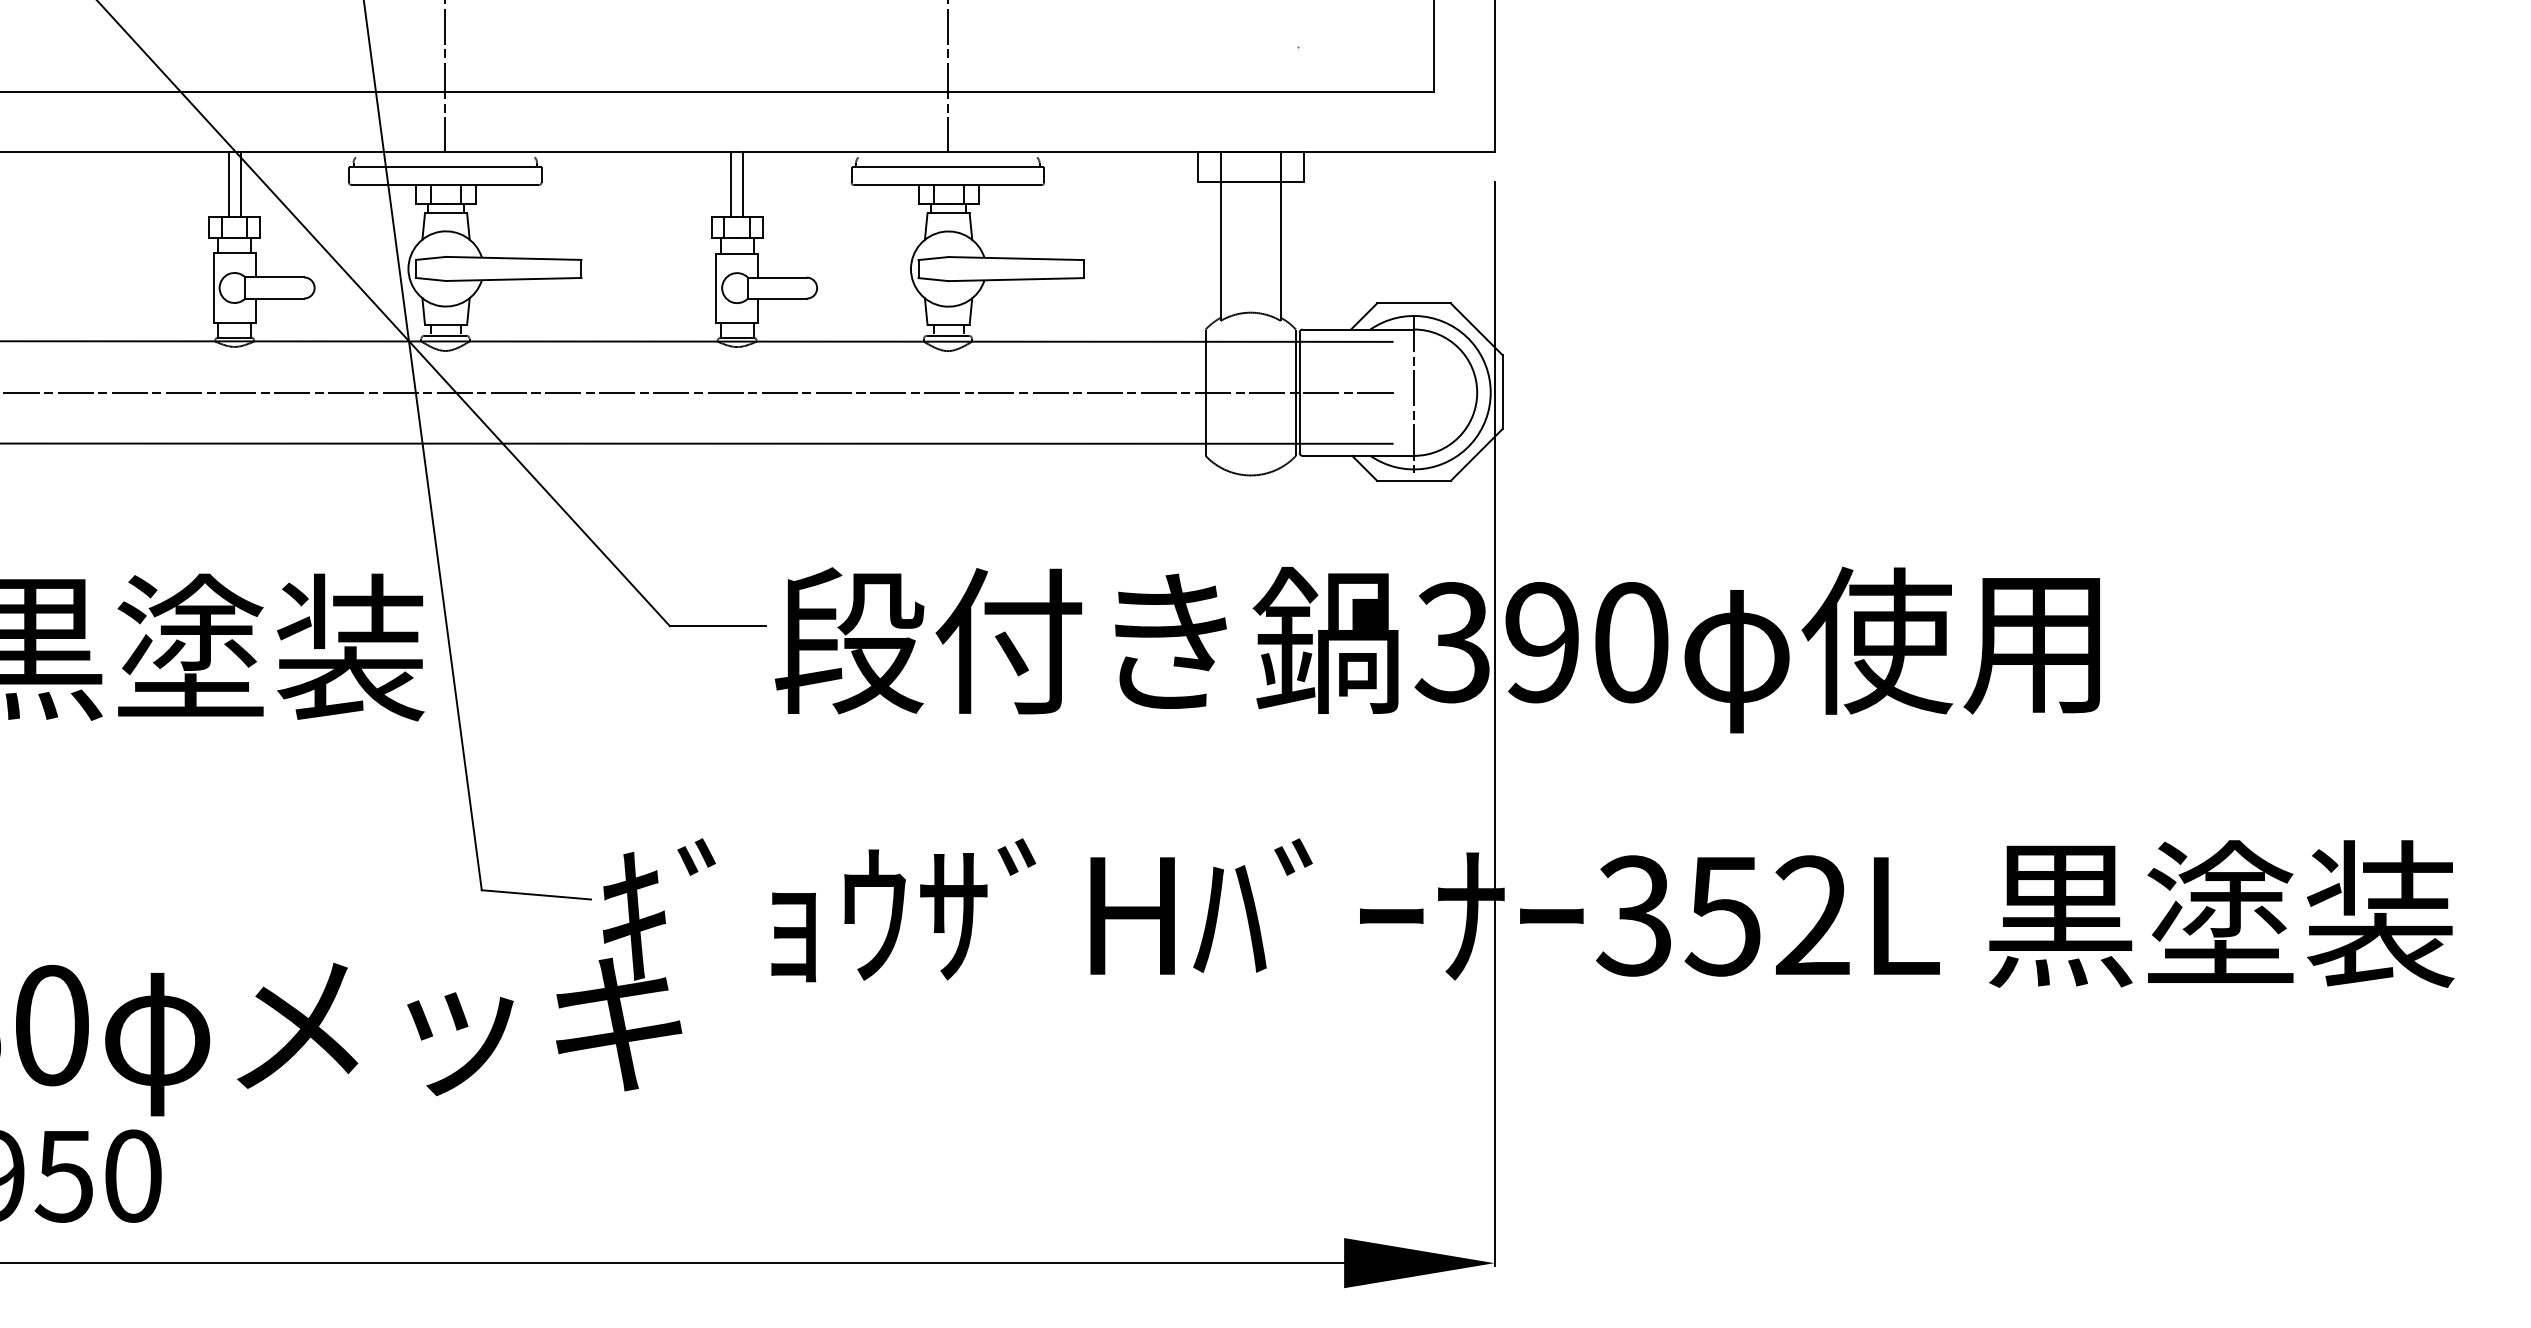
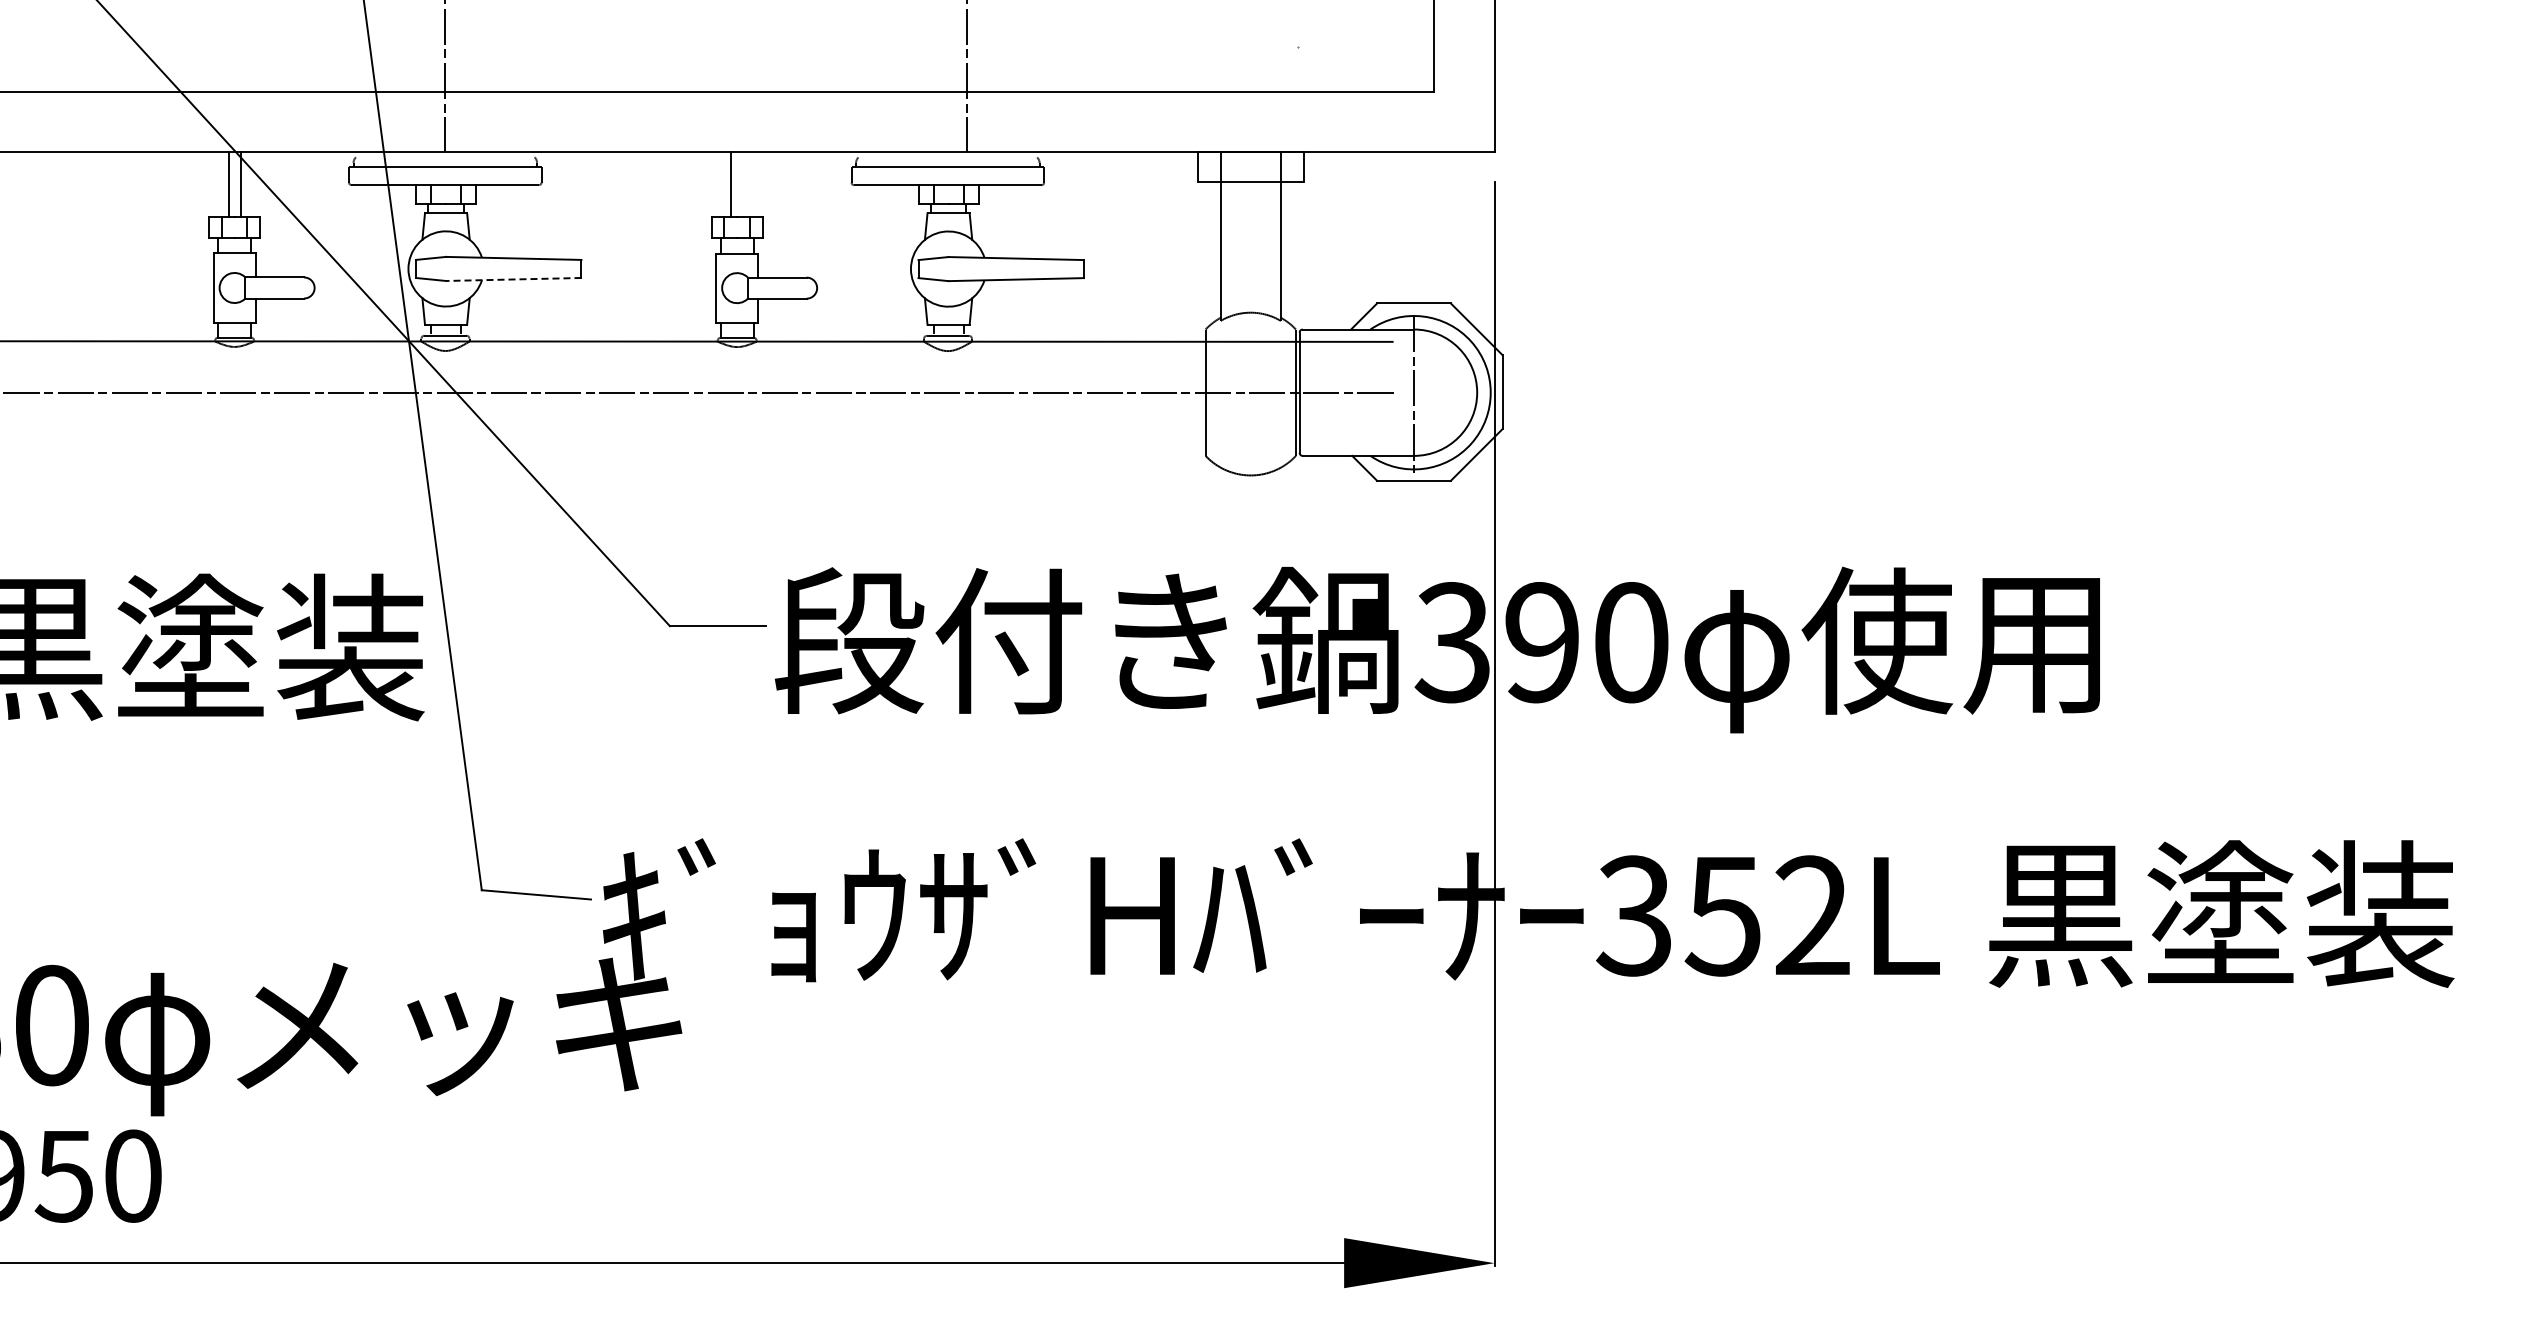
line position: (947, 76) -> (966, 76) (966, 76)
line: present -> none (743, 184)
line: solid -> dashed (513, 279)
line: present -> none (697, 443)
